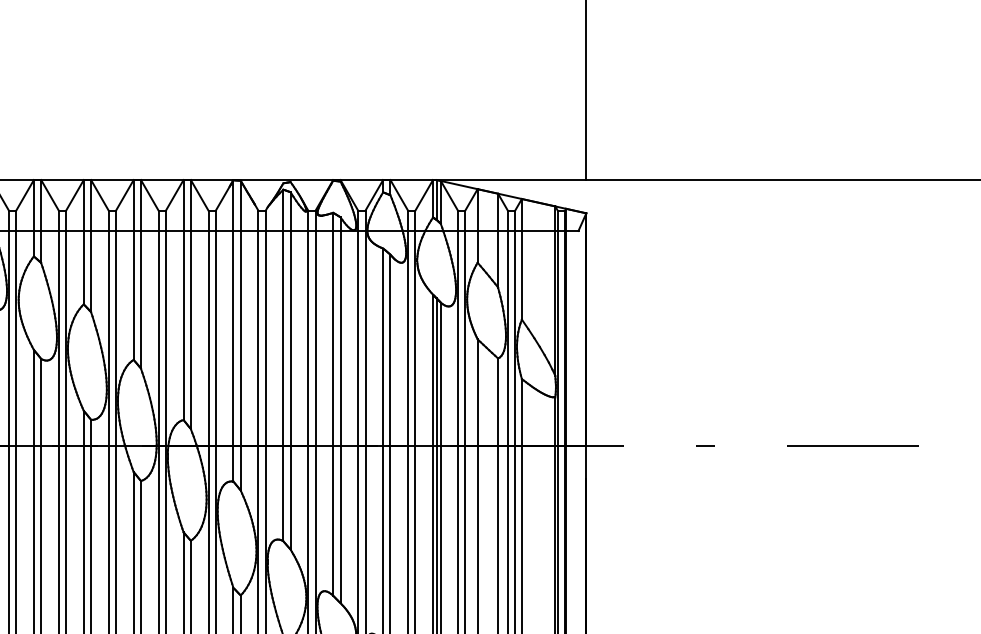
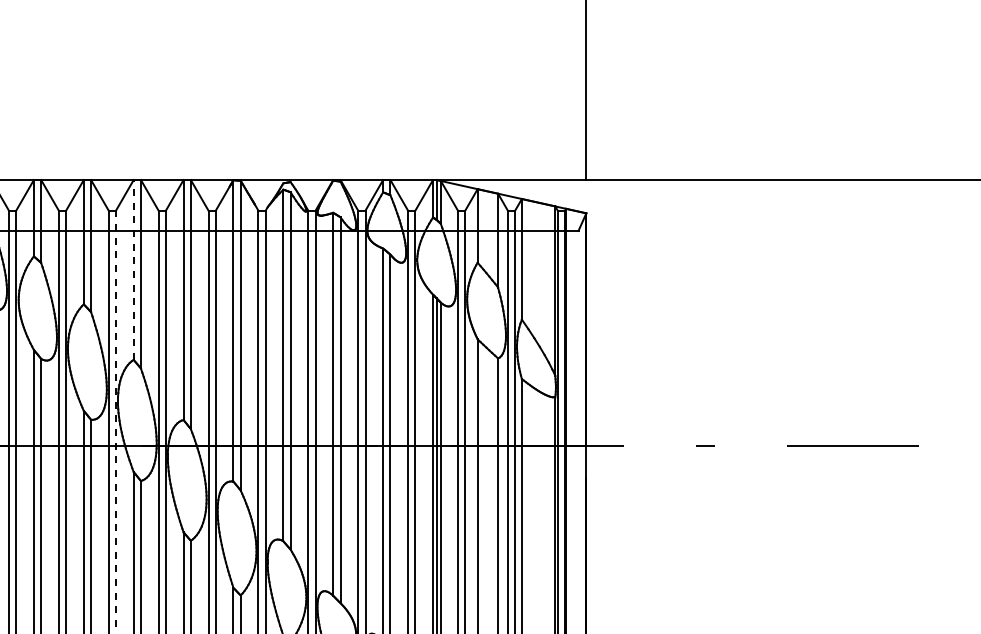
line: solid -> dashed (133, 269)
line: solid -> dashed (116, 421)
